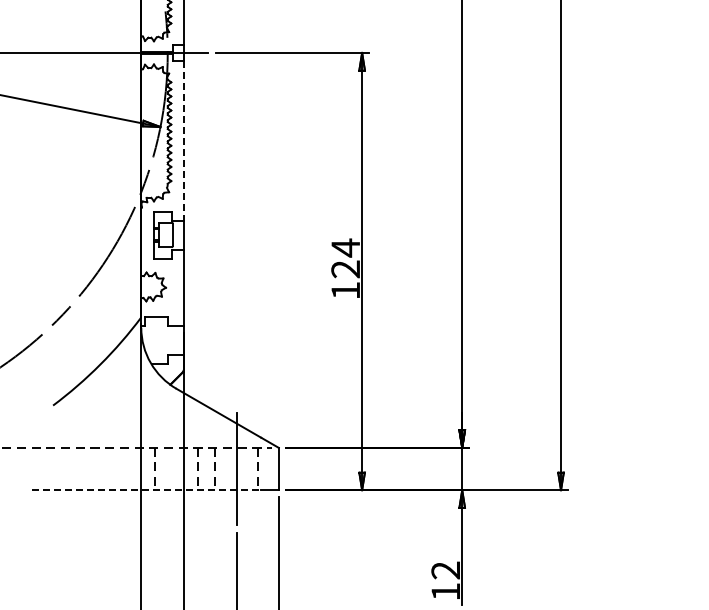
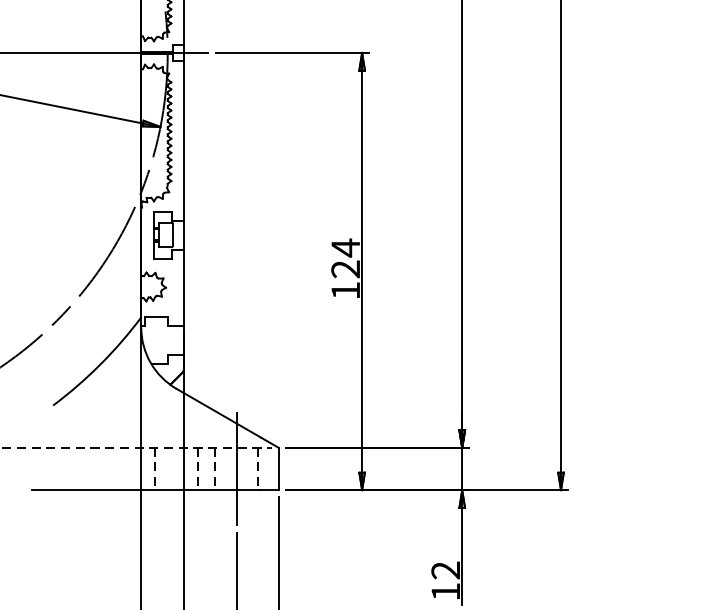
line: dashed -> solid (183, 140)
line: dashed -> solid (146, 490)
